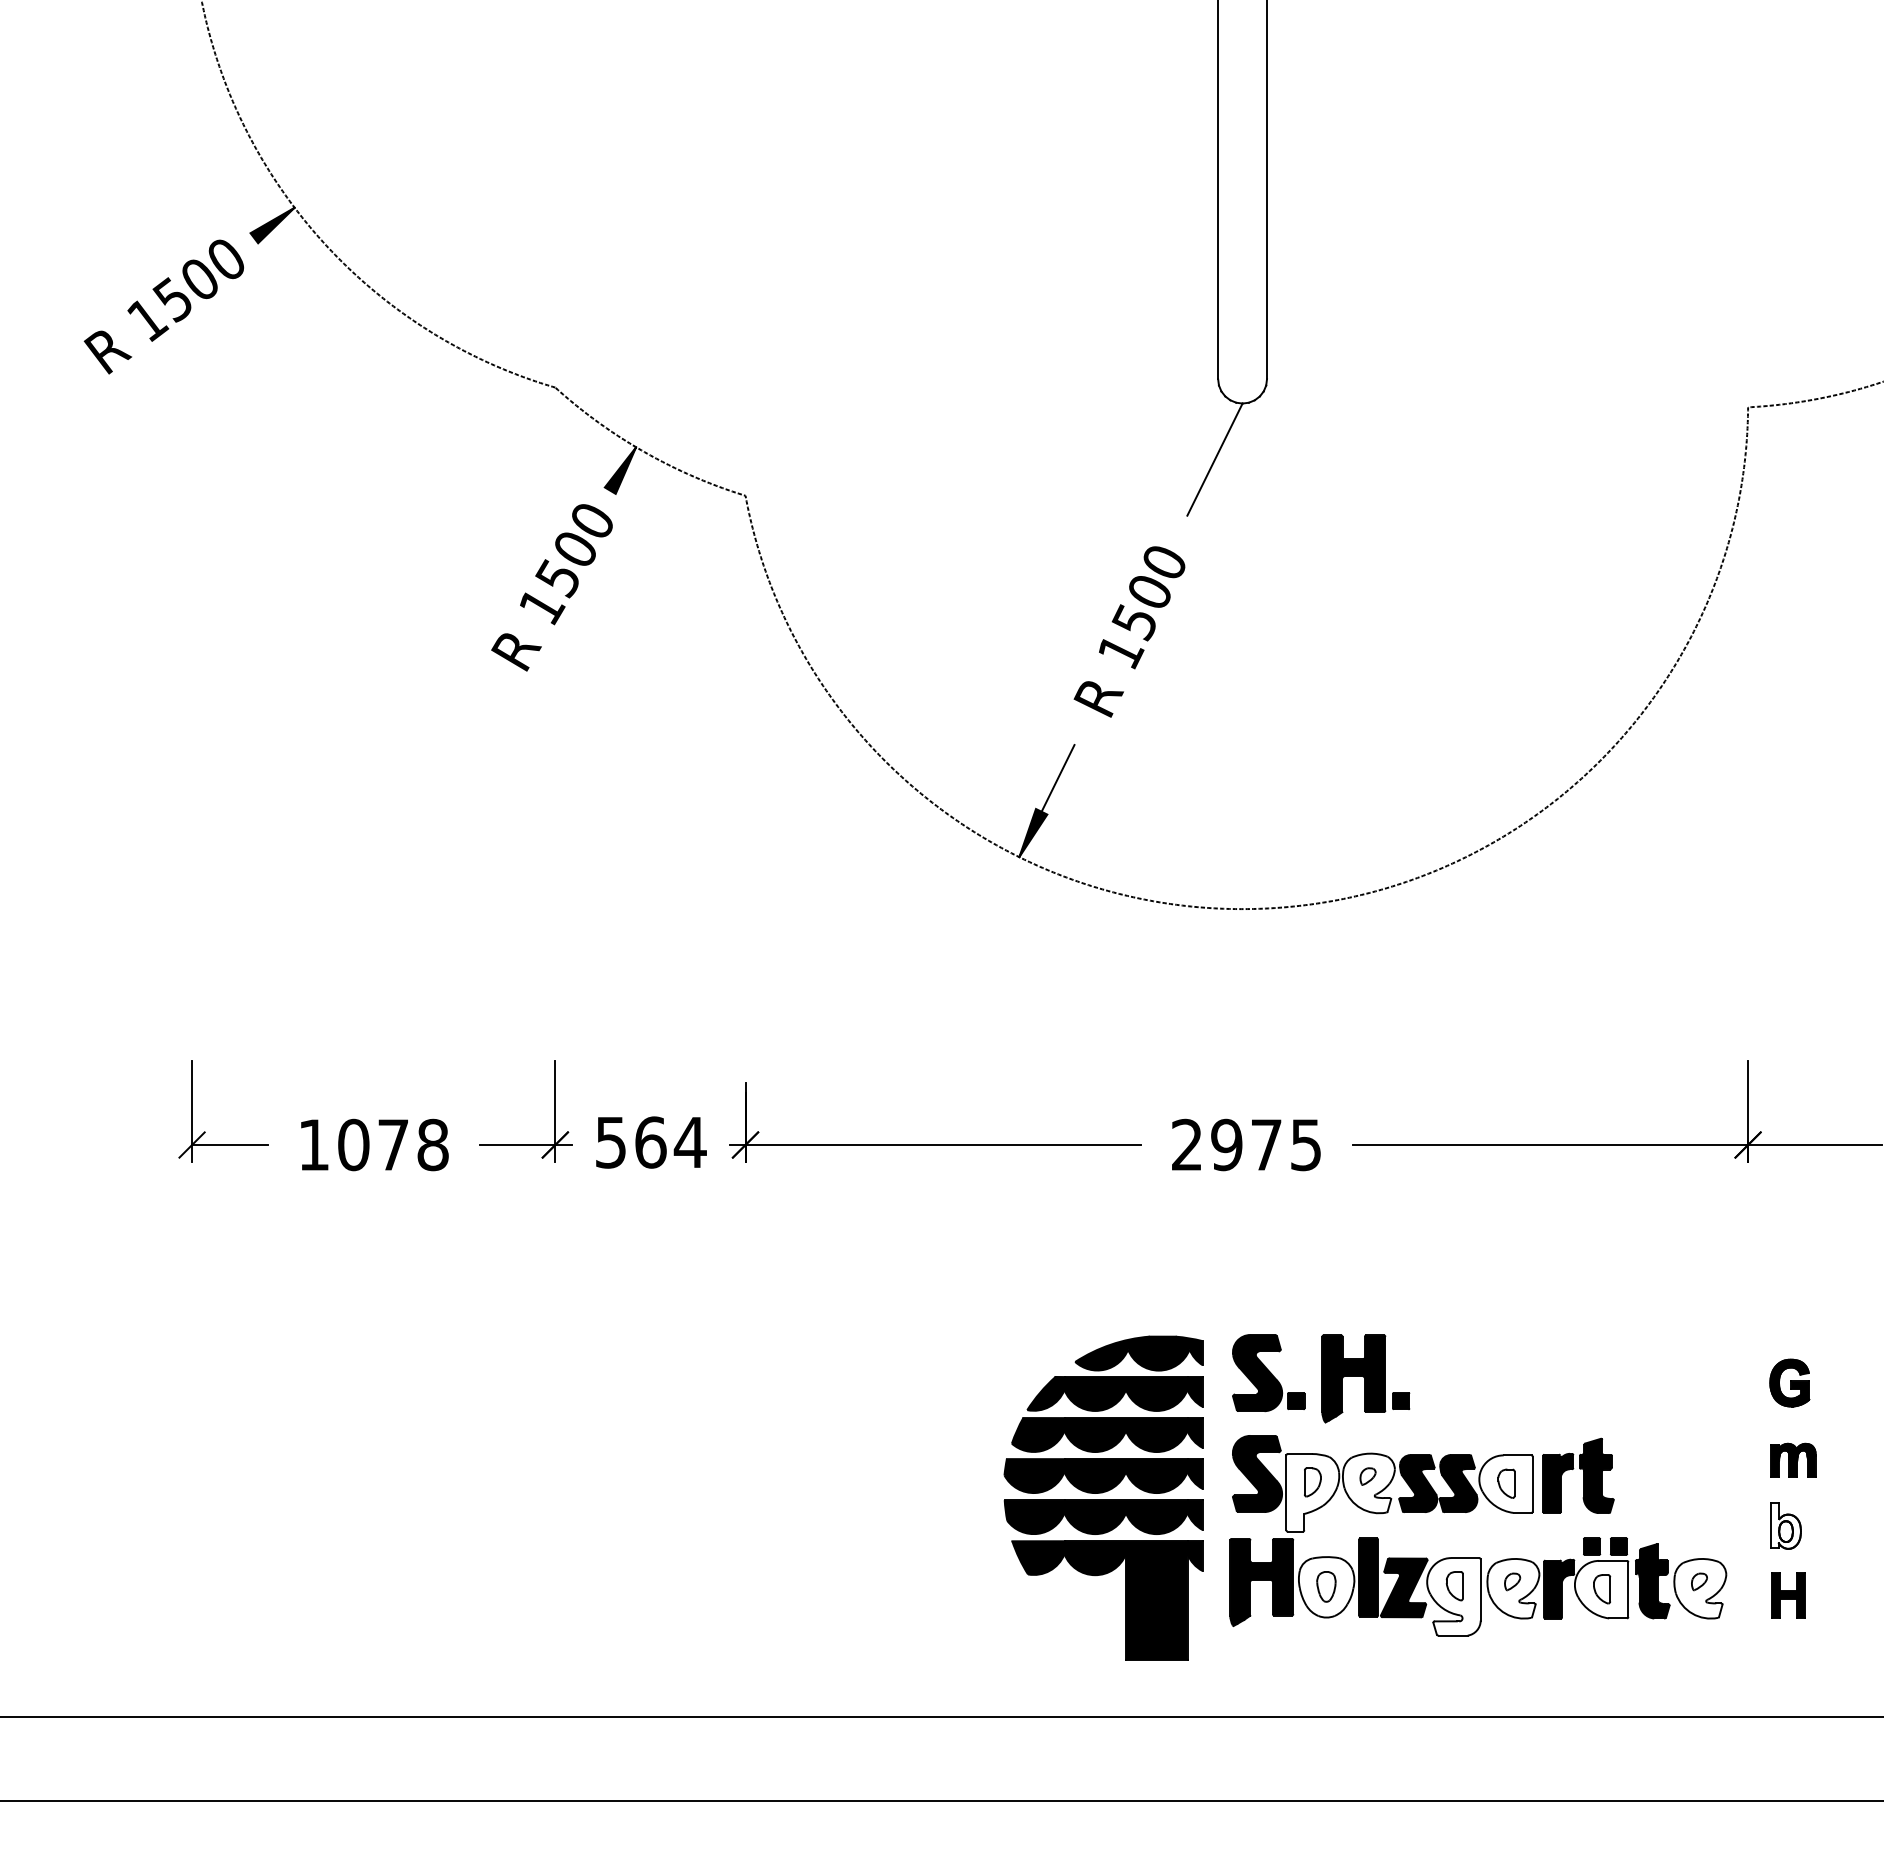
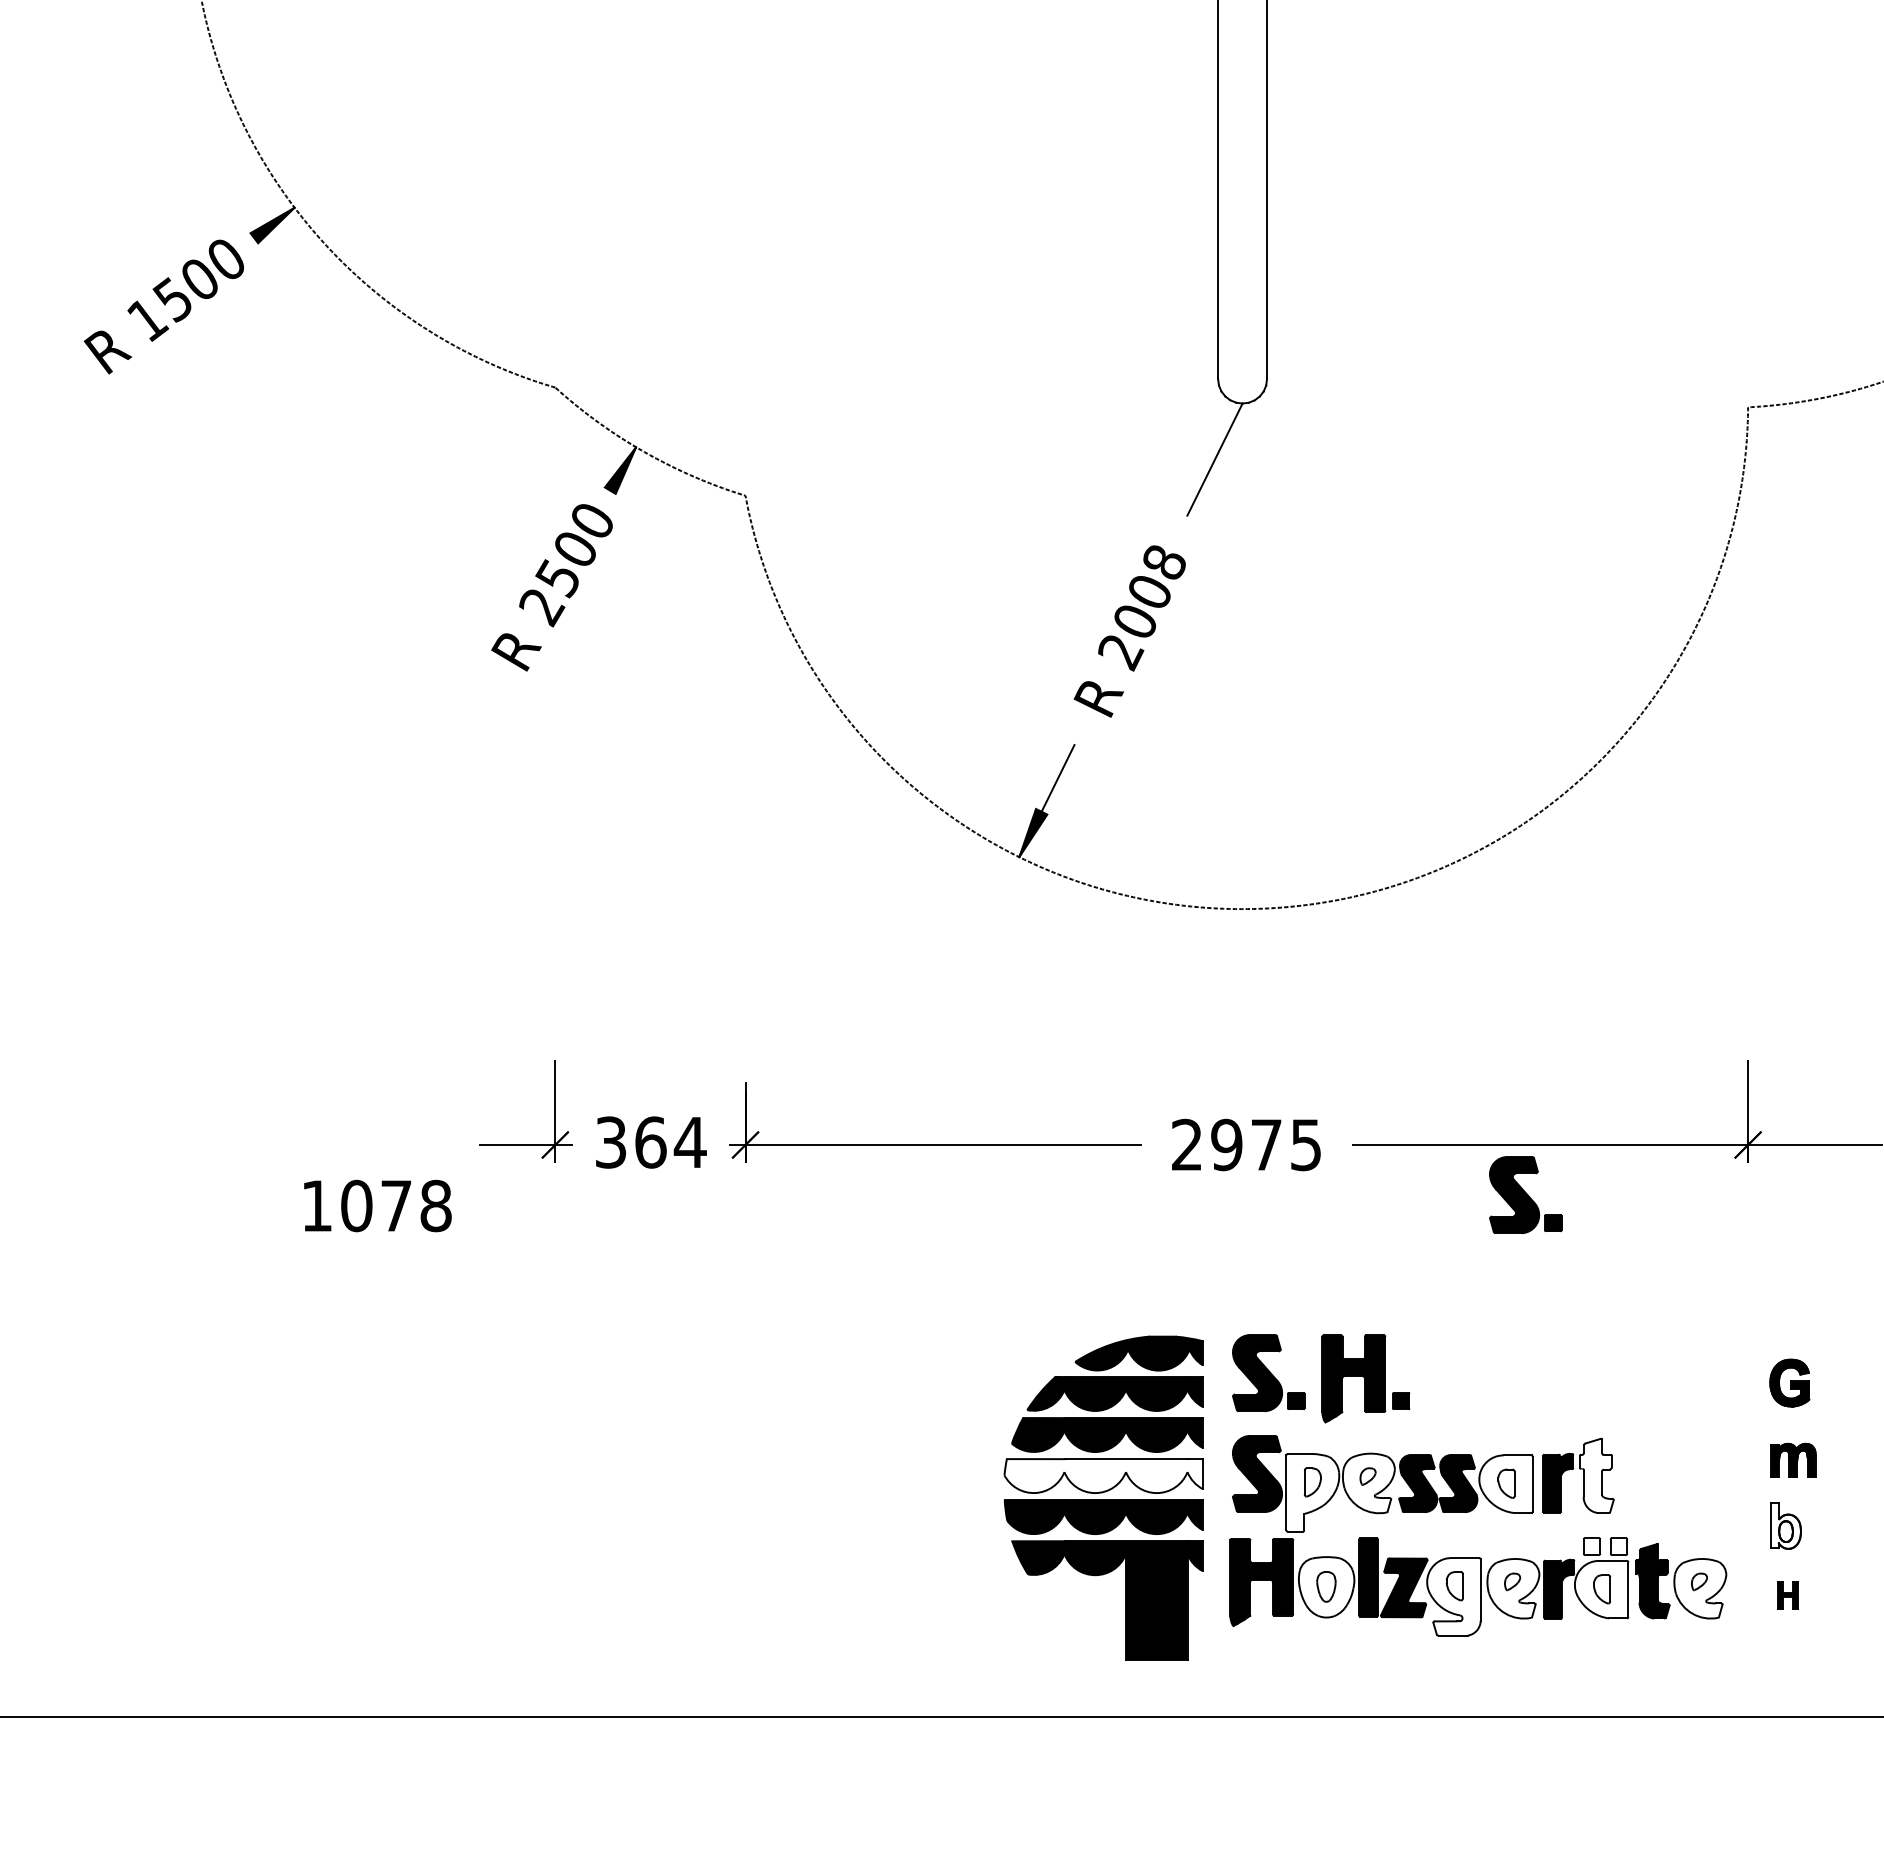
text: 1500 -> 2500 (542, 608)
text: 1500 -> 2008 (1141, 608)
part: present -> none (205, 1131)
text: 564 -> 364 (610, 1142)
text position: (374, 1144) -> (377, 1205) (377, 1205)
part: none -> present (1525, 1195)
fill: present -> none (1596, 1475)
fill: present -> none (1103, 1476)
fill: present -> none (1591, 1546)
fill: present -> none (1618, 1546)
part size: 35x47 px -> 22x29 px (1787, 1595)
line: present -> none (941, 1801)
